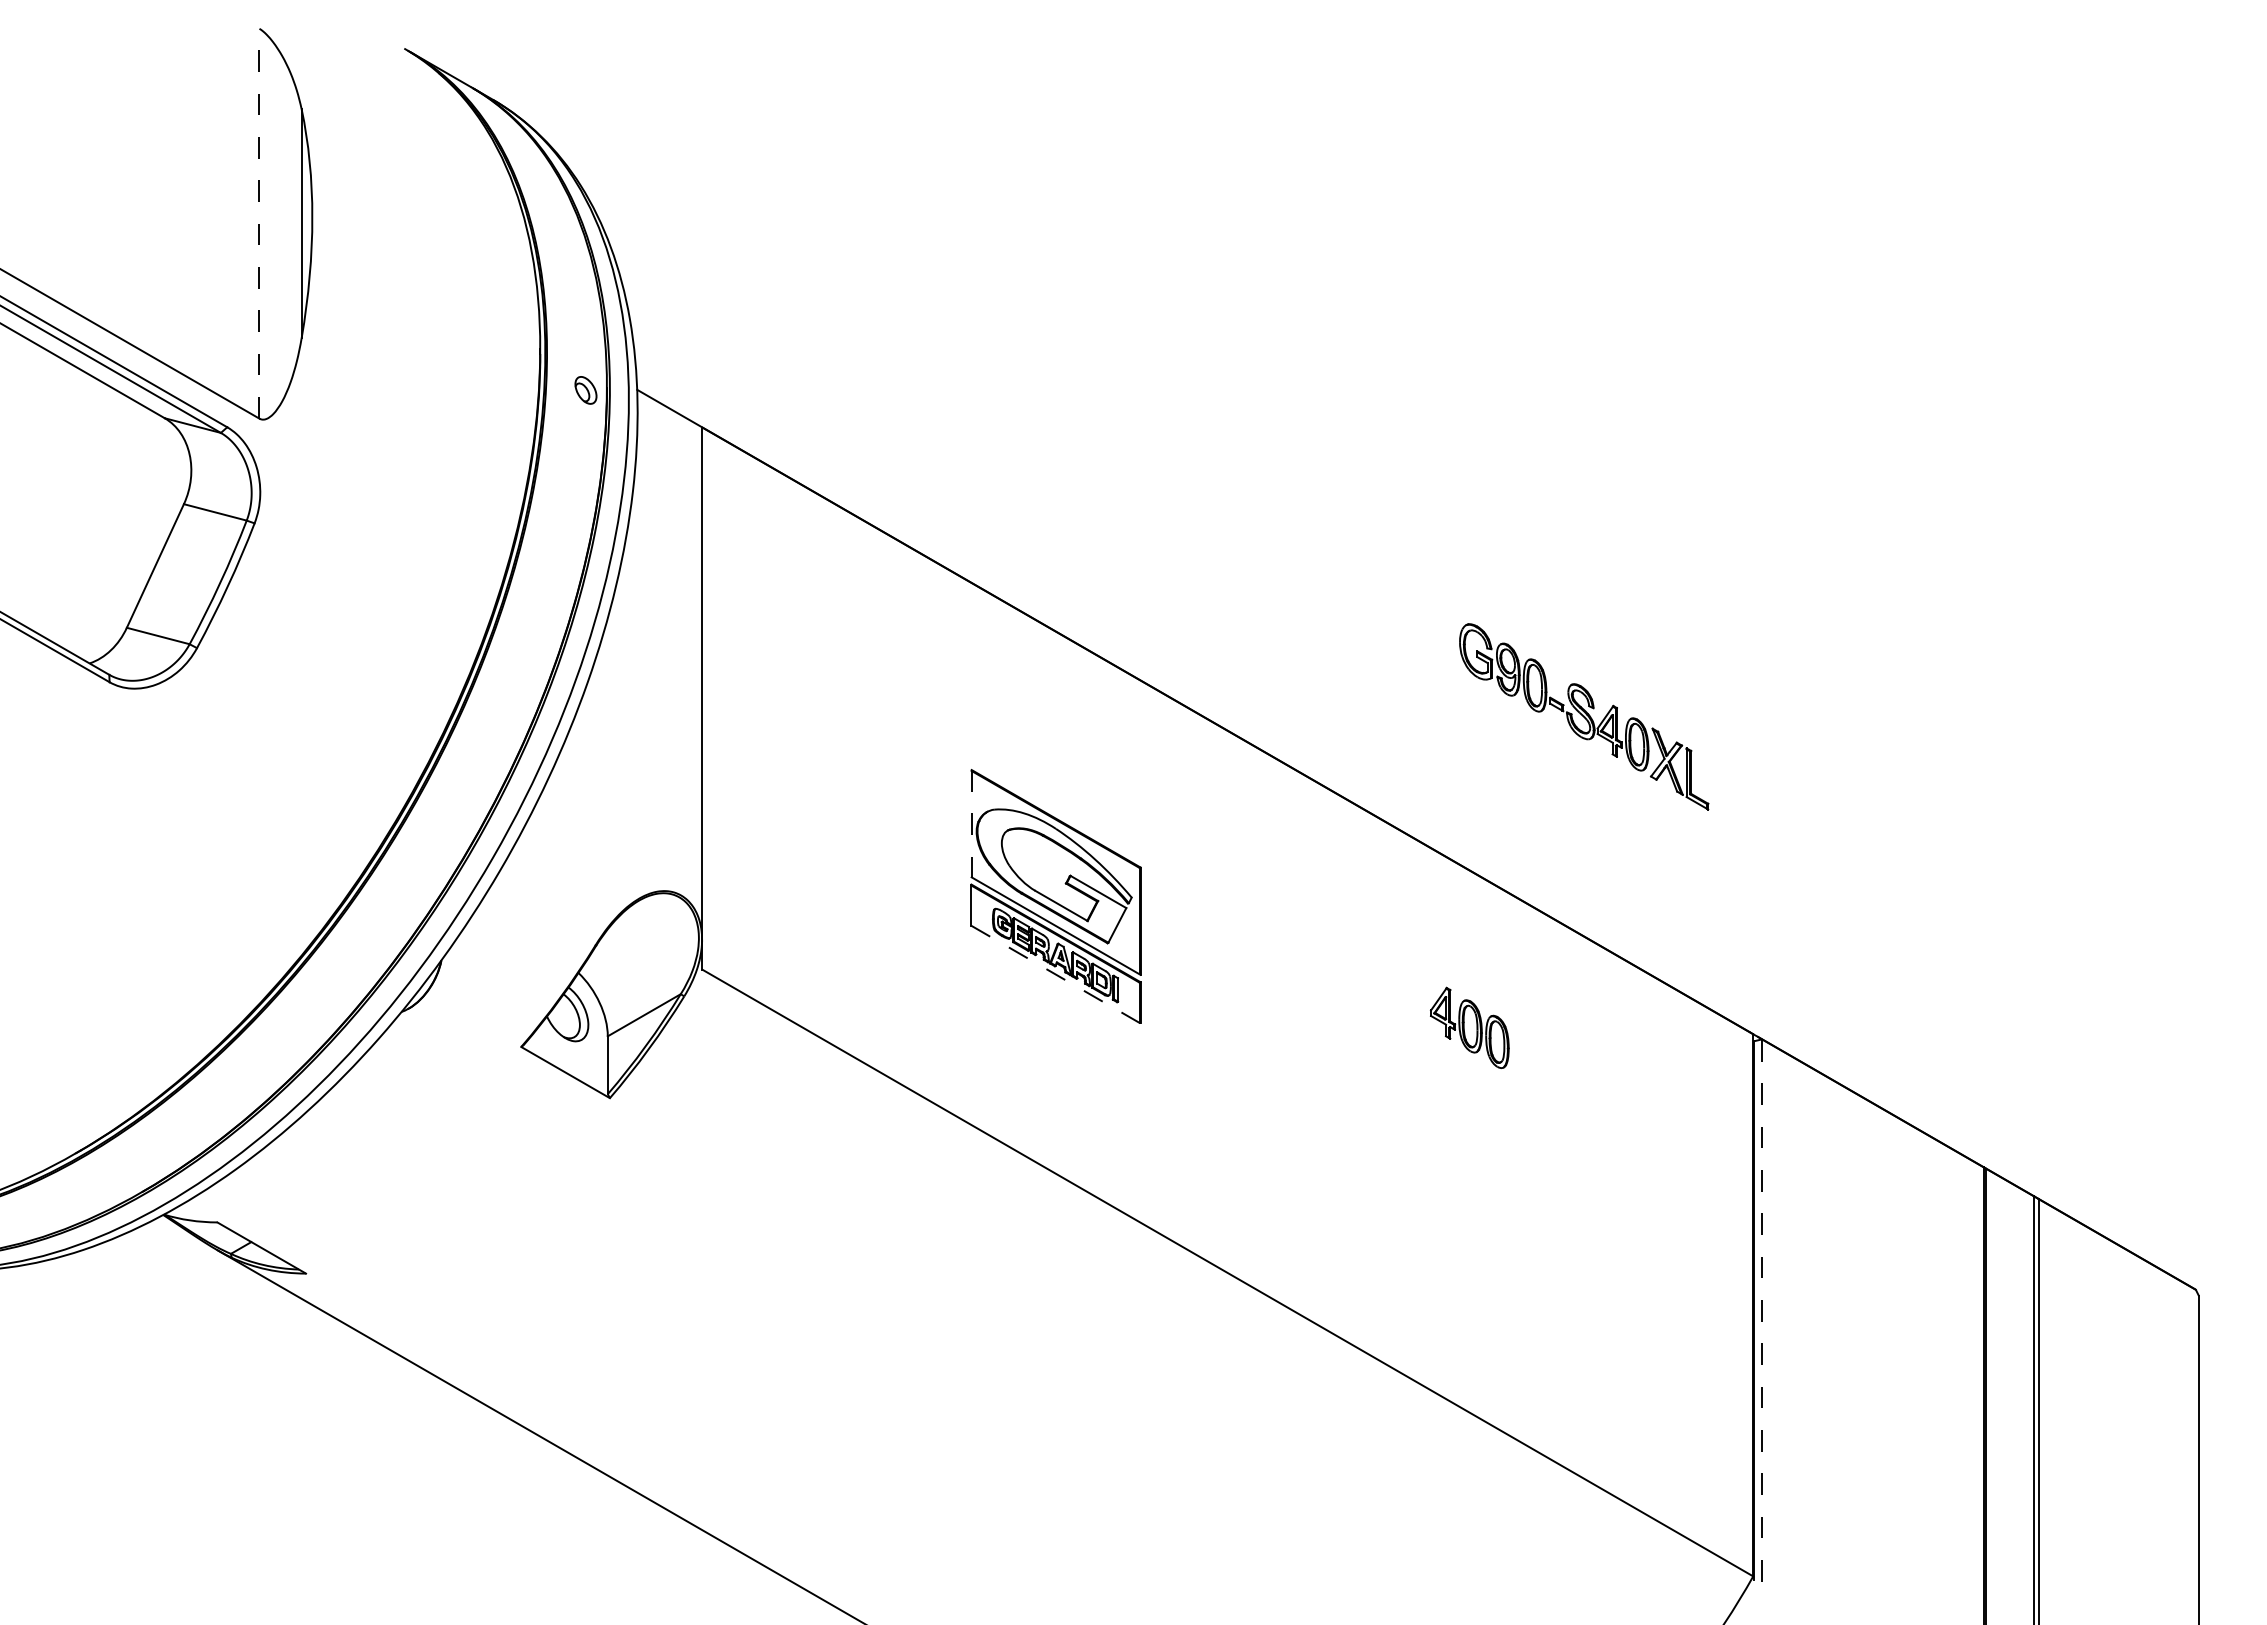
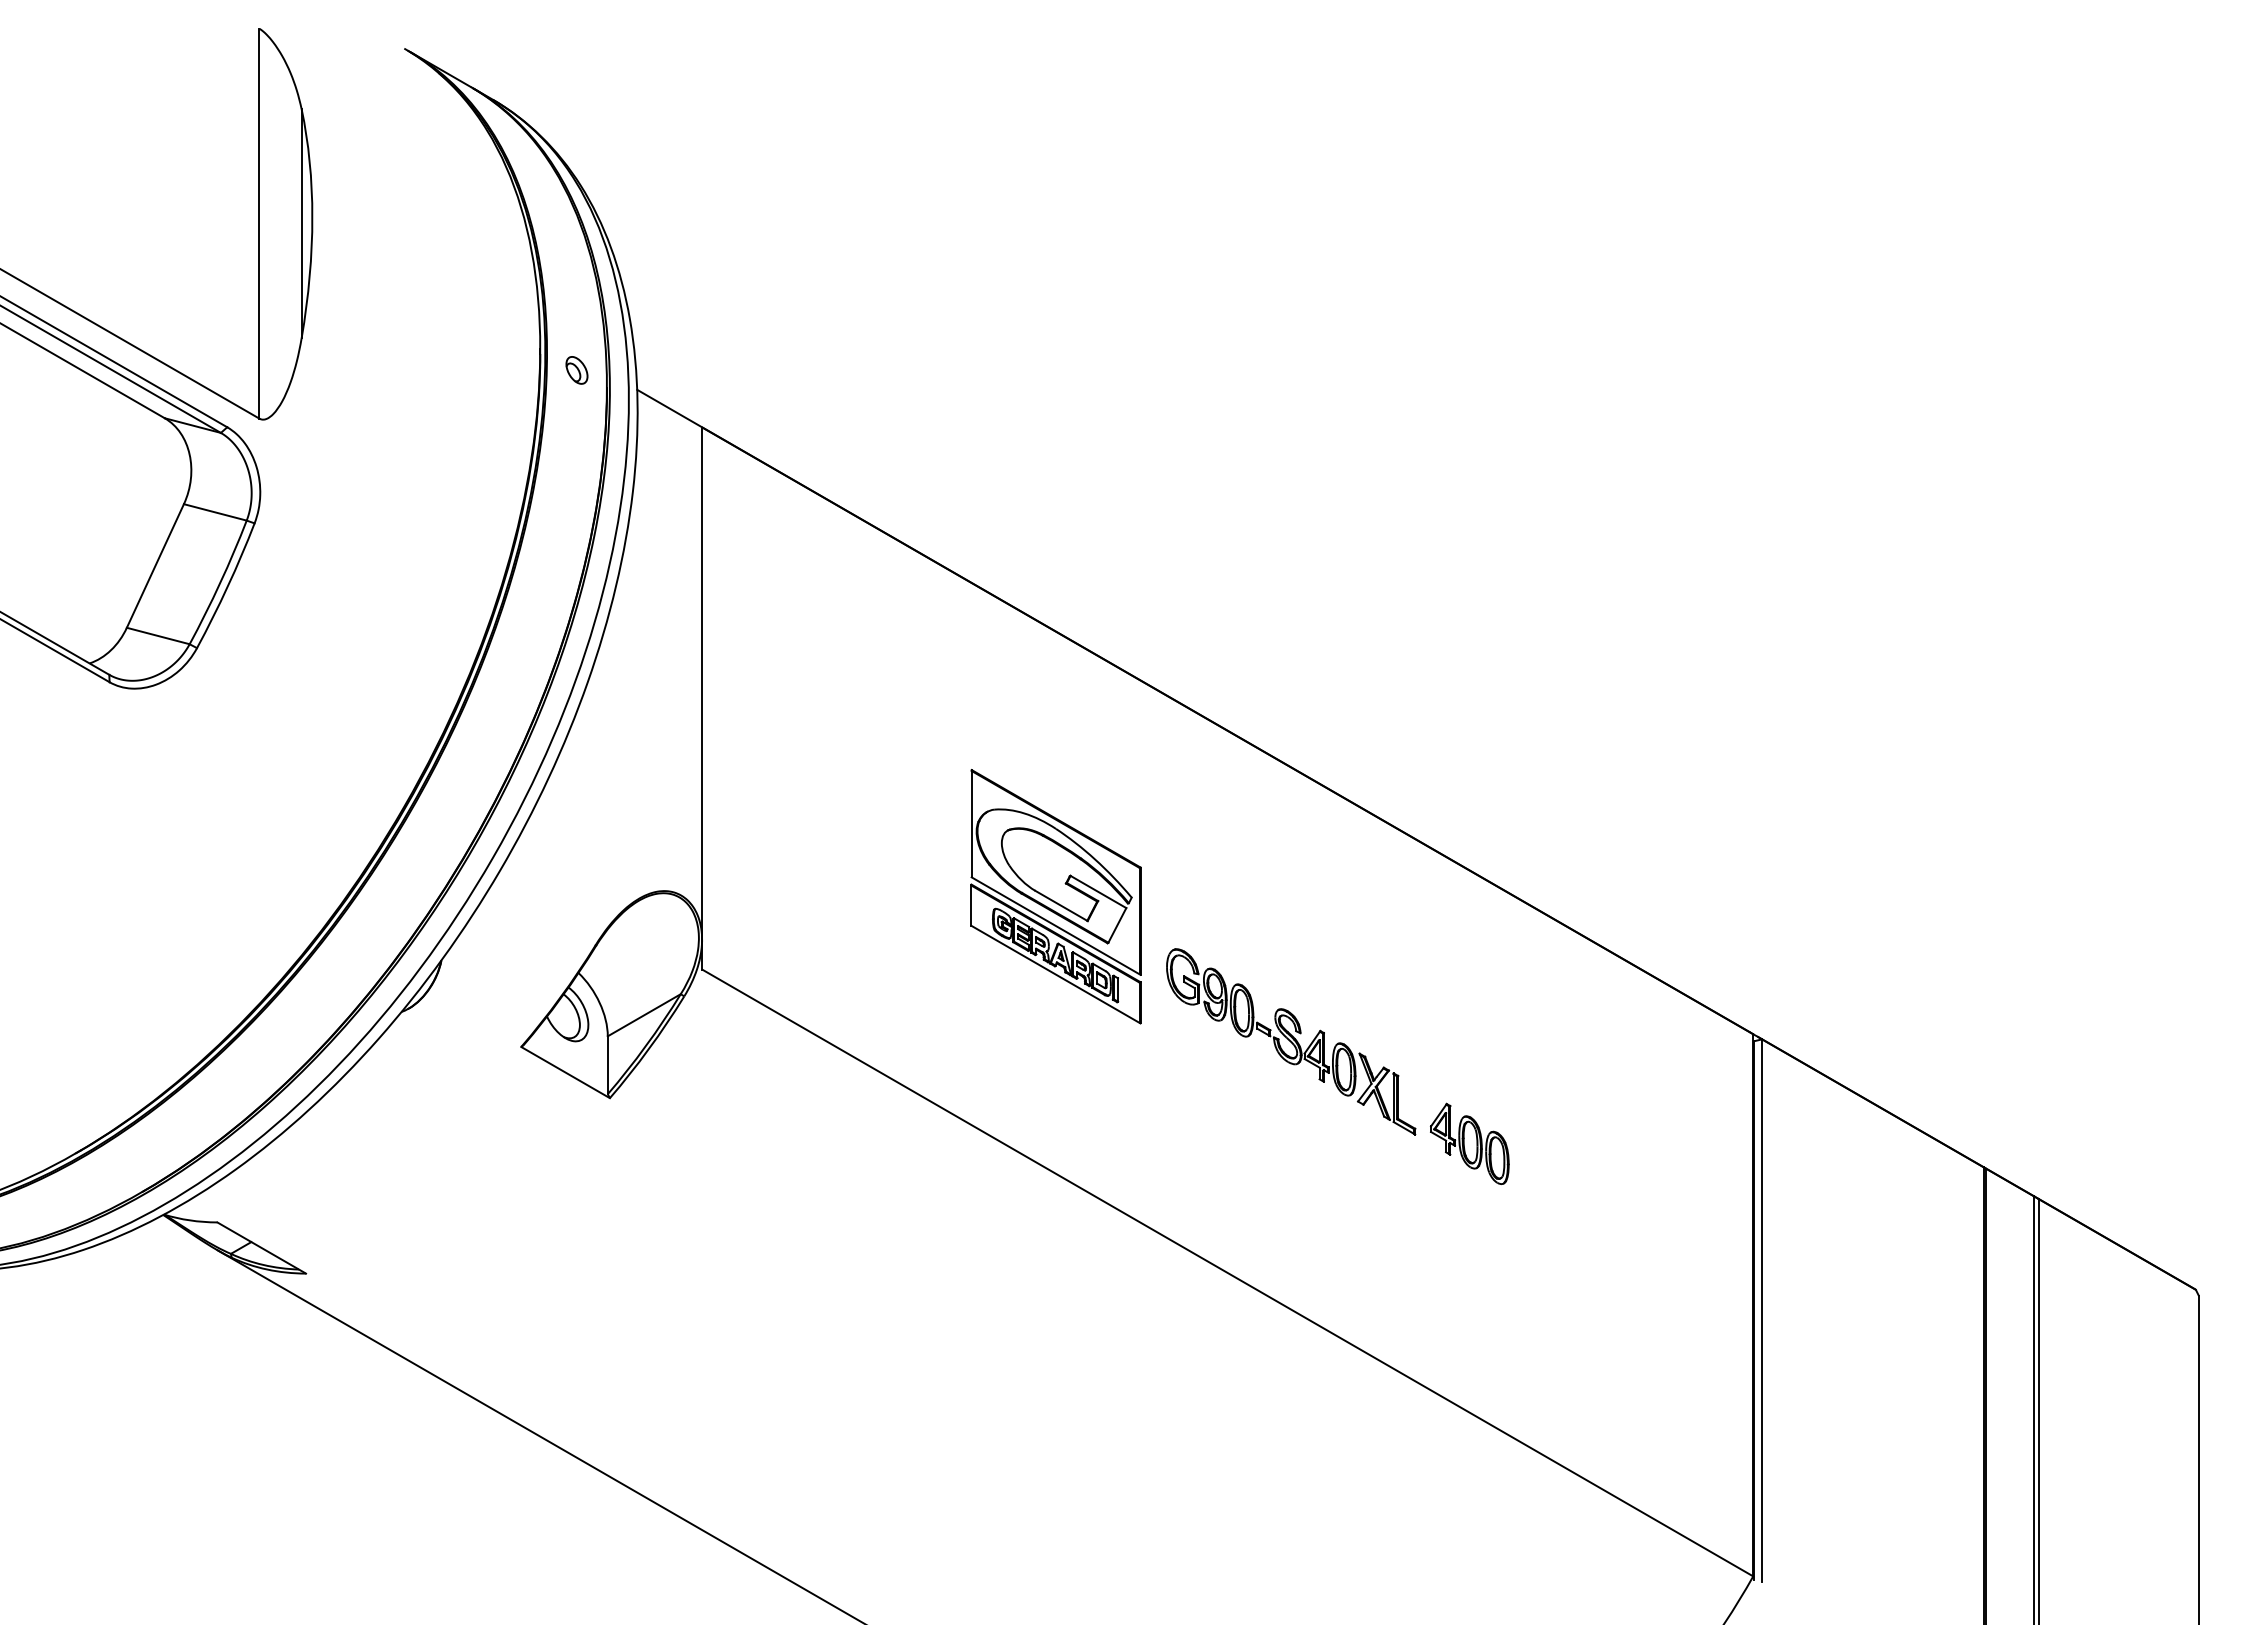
line: dashed -> solid (259, 223)
part position: (585, 390) -> (576, 370) (576, 370)
part position: (1584, 716) -> (1291, 1041) (1291, 1041)
line: dashed -> solid (971, 823)
line: dashed -> solid (1055, 974)
part position: (1469, 1027) -> (1469, 1143) (1469, 1143)
line: dashed -> solid (1762, 1309)
